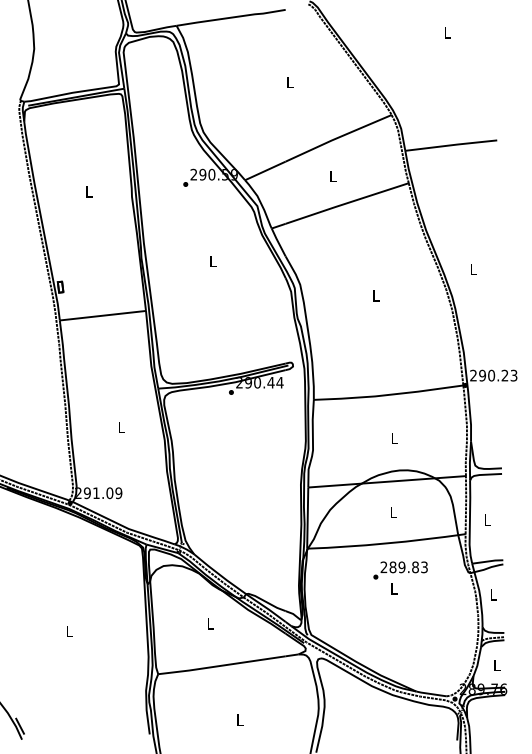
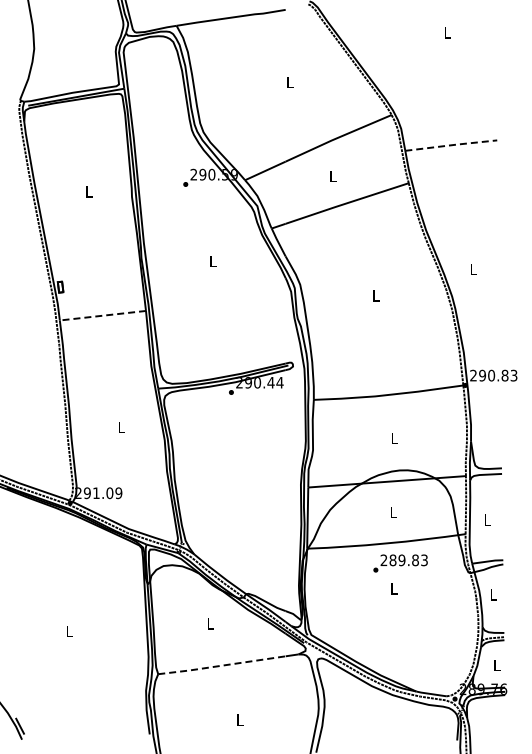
line: solid -> dashed (451, 145)
line: solid -> dashed (102, 315)
text: 290.23 -> 290.83 (504, 375)
text position: (400, 570) -> (400, 563) (400, 563)
line: solid -> dashed (221, 665)
